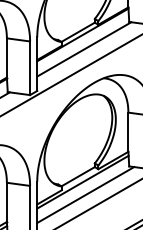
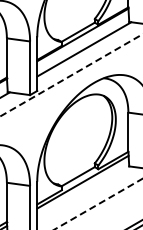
line: solid -> dashed (71, 75)
line: present -> none (85, 195)
line: solid -> dashed (98, 204)
